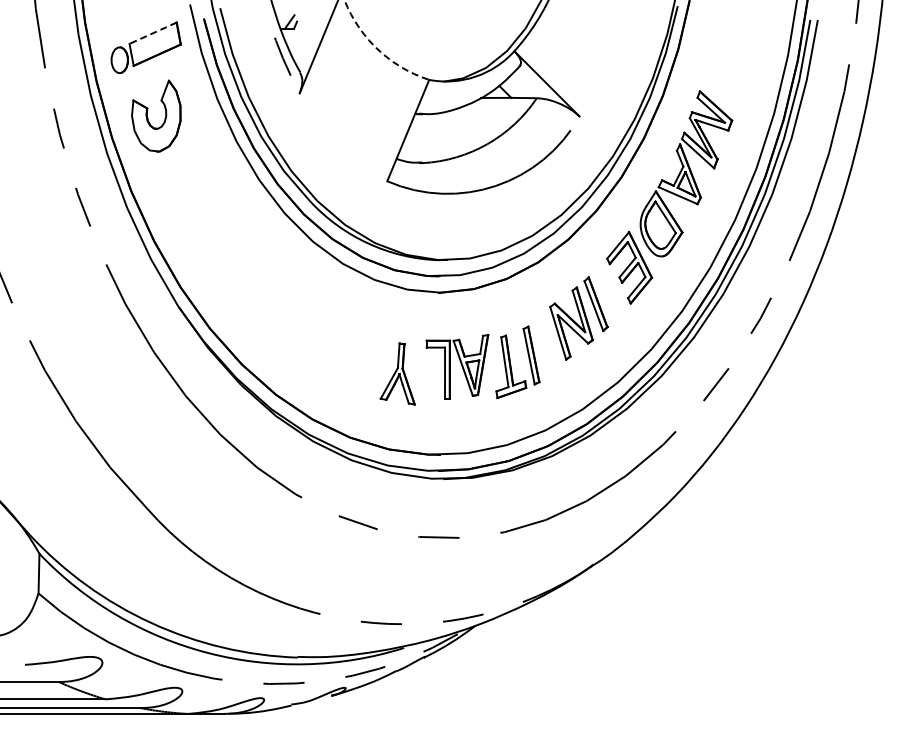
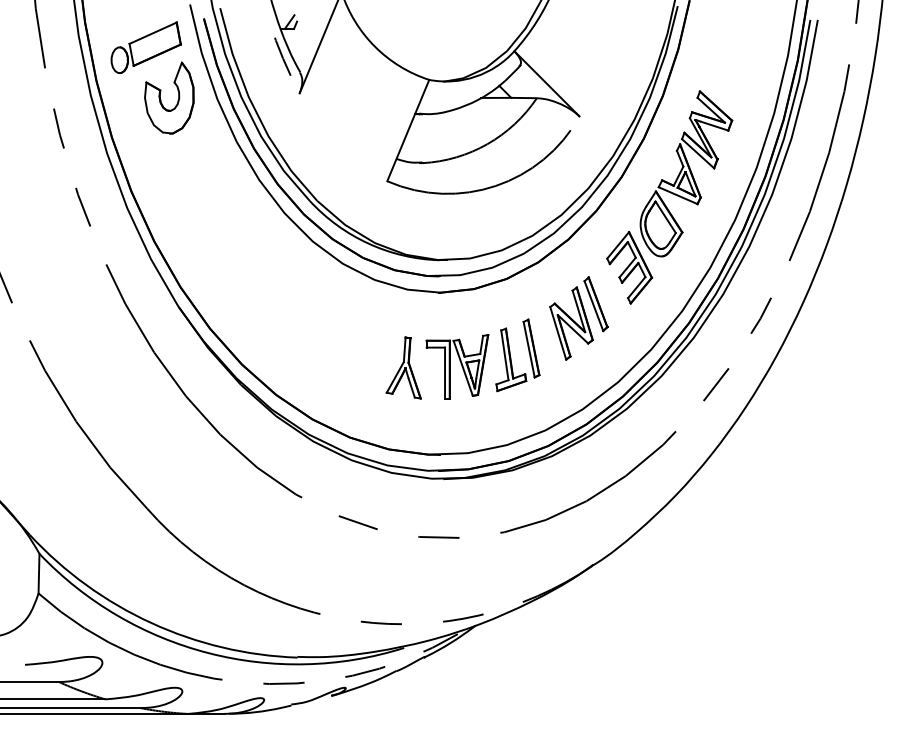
line: dashed -> solid (153, 33)
arc: dashed -> solid (378, 49)
part position: (148, 117) -> (161, 99) (161, 99)
part position: (511, 364) -> (511, 357) (511, 357)
part position: (397, 373) -> (403, 367) (403, 367)
